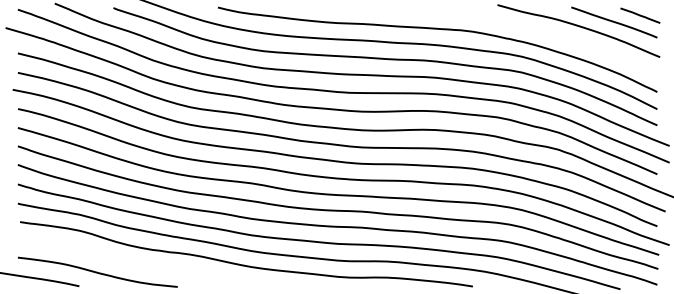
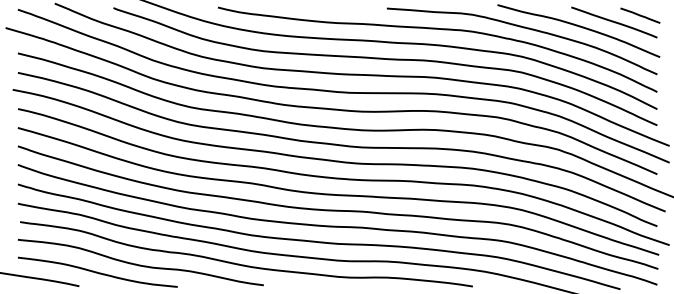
curve: none -> present (523, 28)
curve: none -> present (140, 264)
